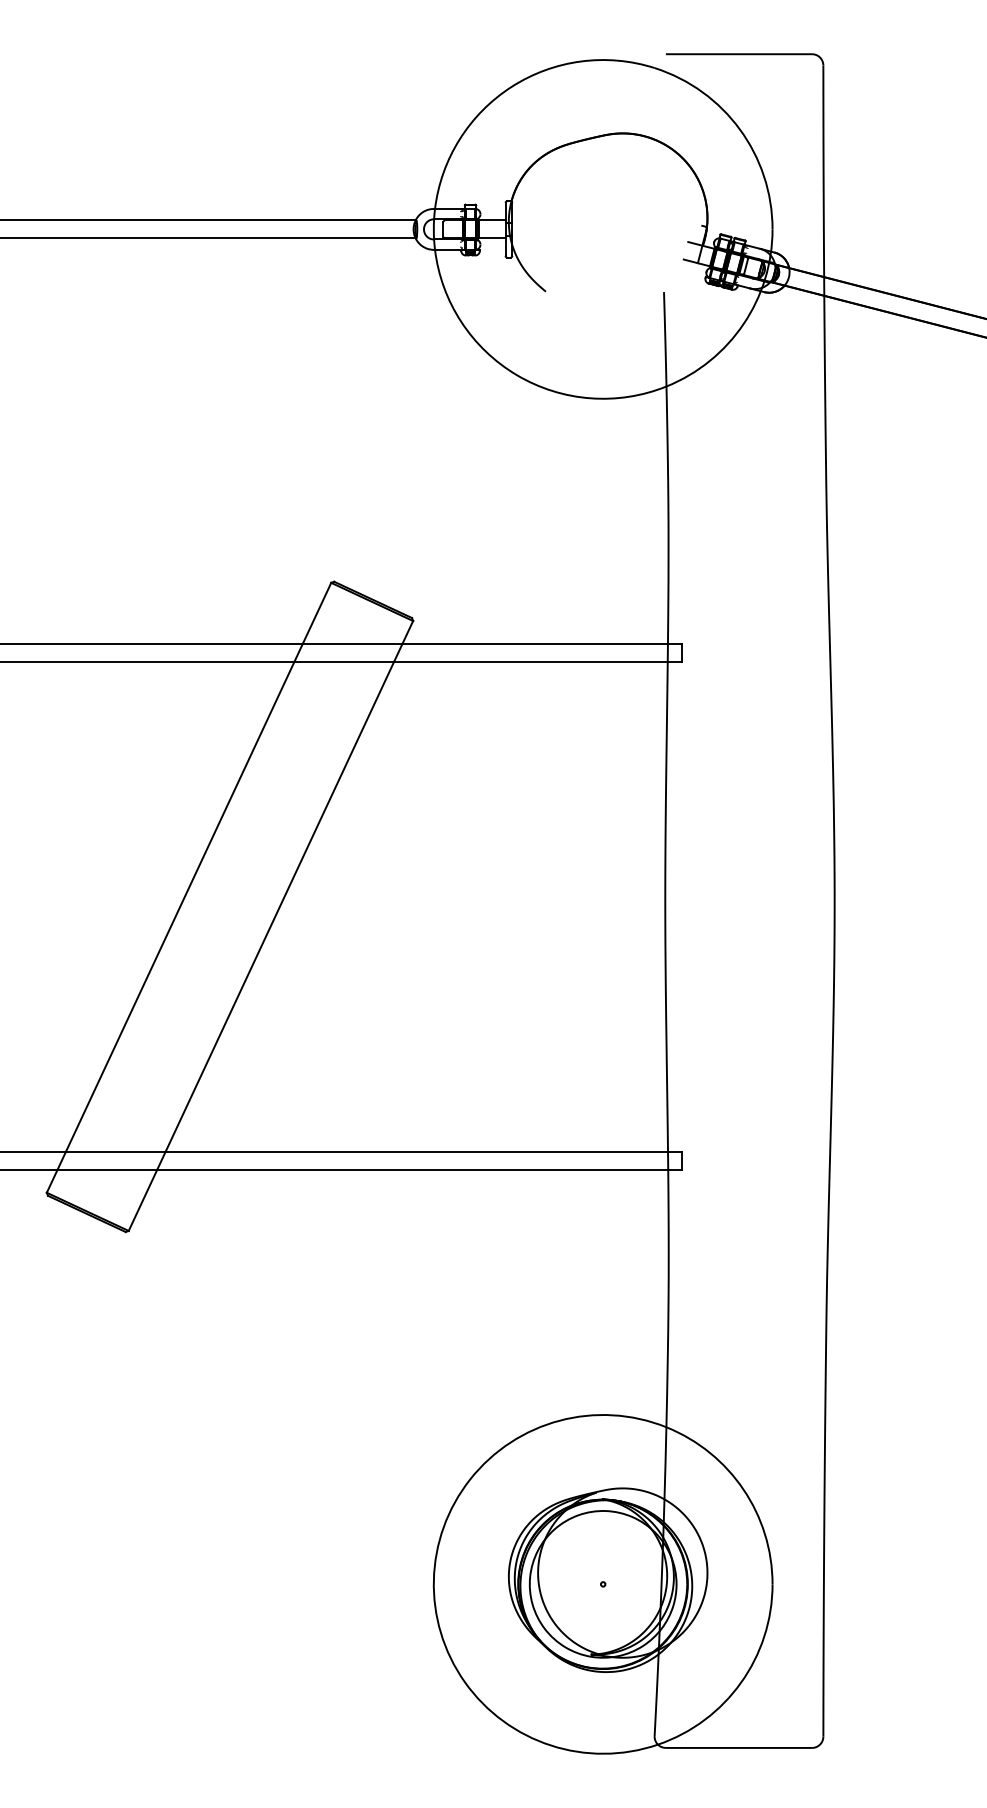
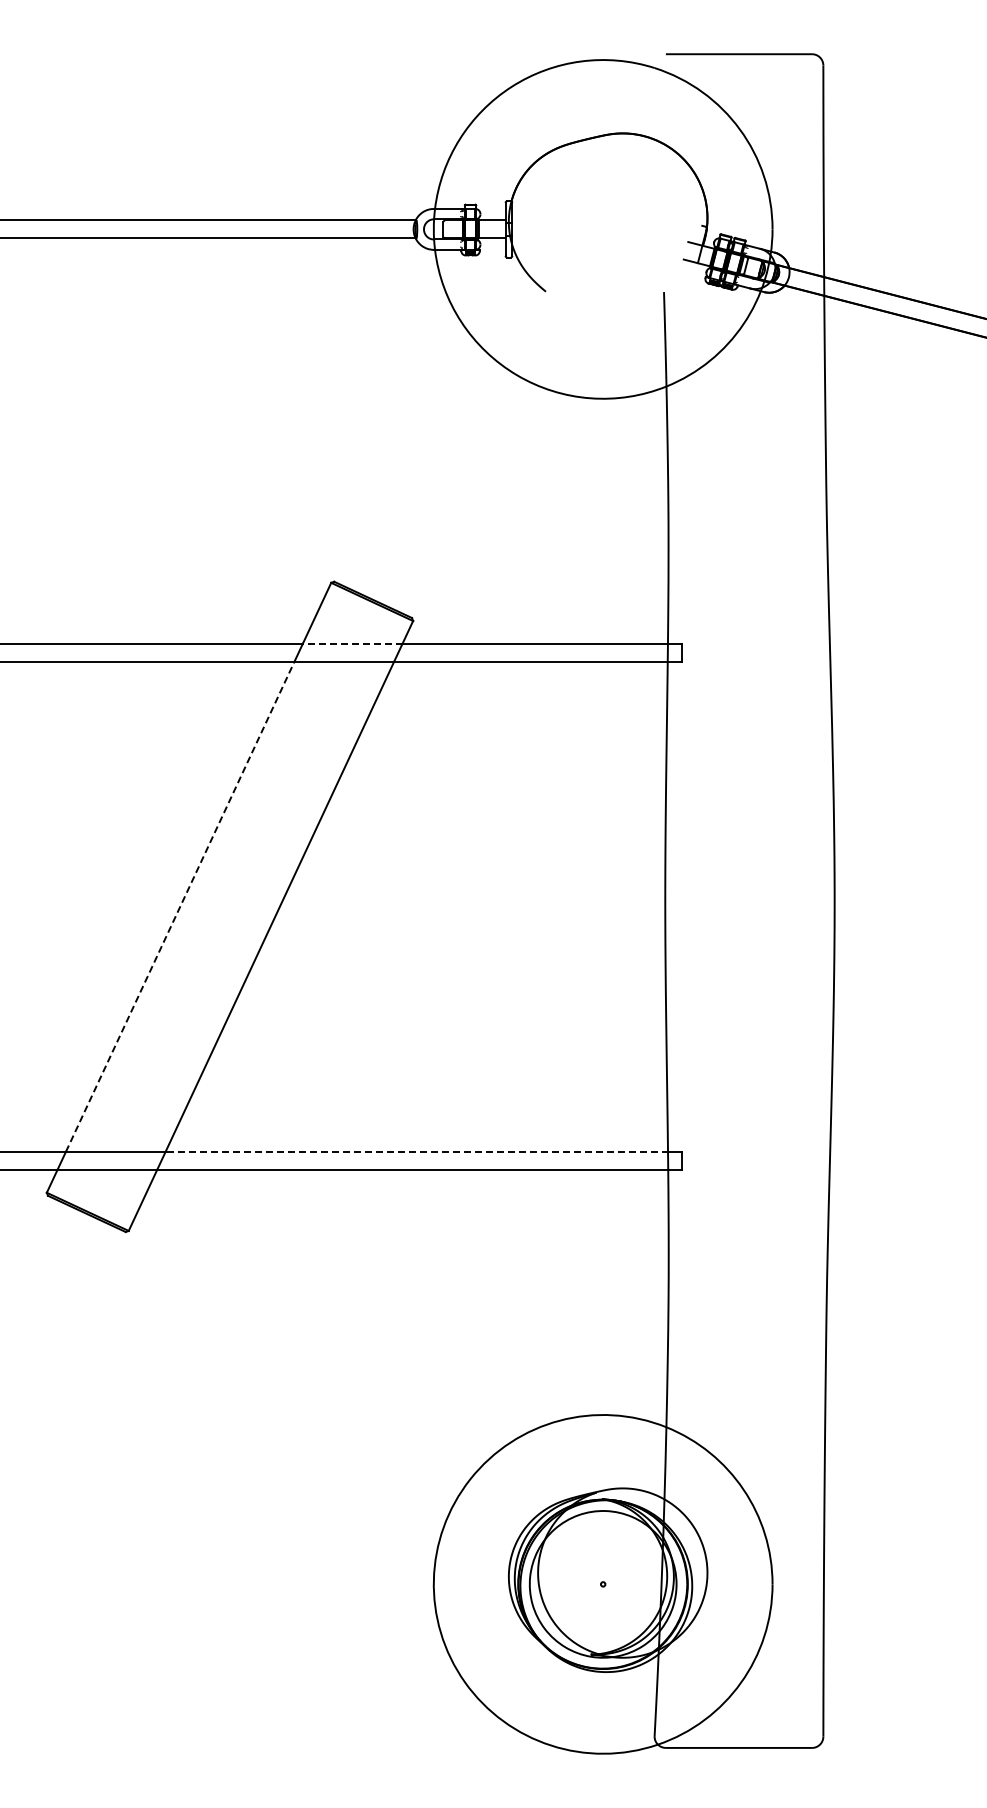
line: solid -> dashed (352, 643)
line: solid -> dashed (180, 906)
line: solid -> dashed (417, 1151)
